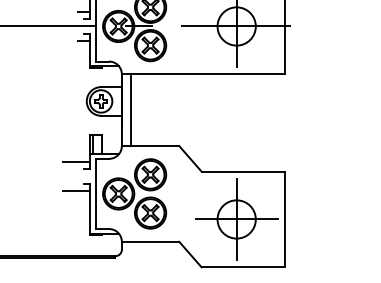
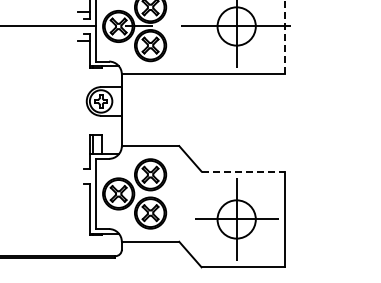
line: solid -> dashed (284, 37)
line: present -> none (131, 110)
line: present -> none (75, 162)
line: solid -> dashed (243, 171)
line: present -> none (75, 190)
